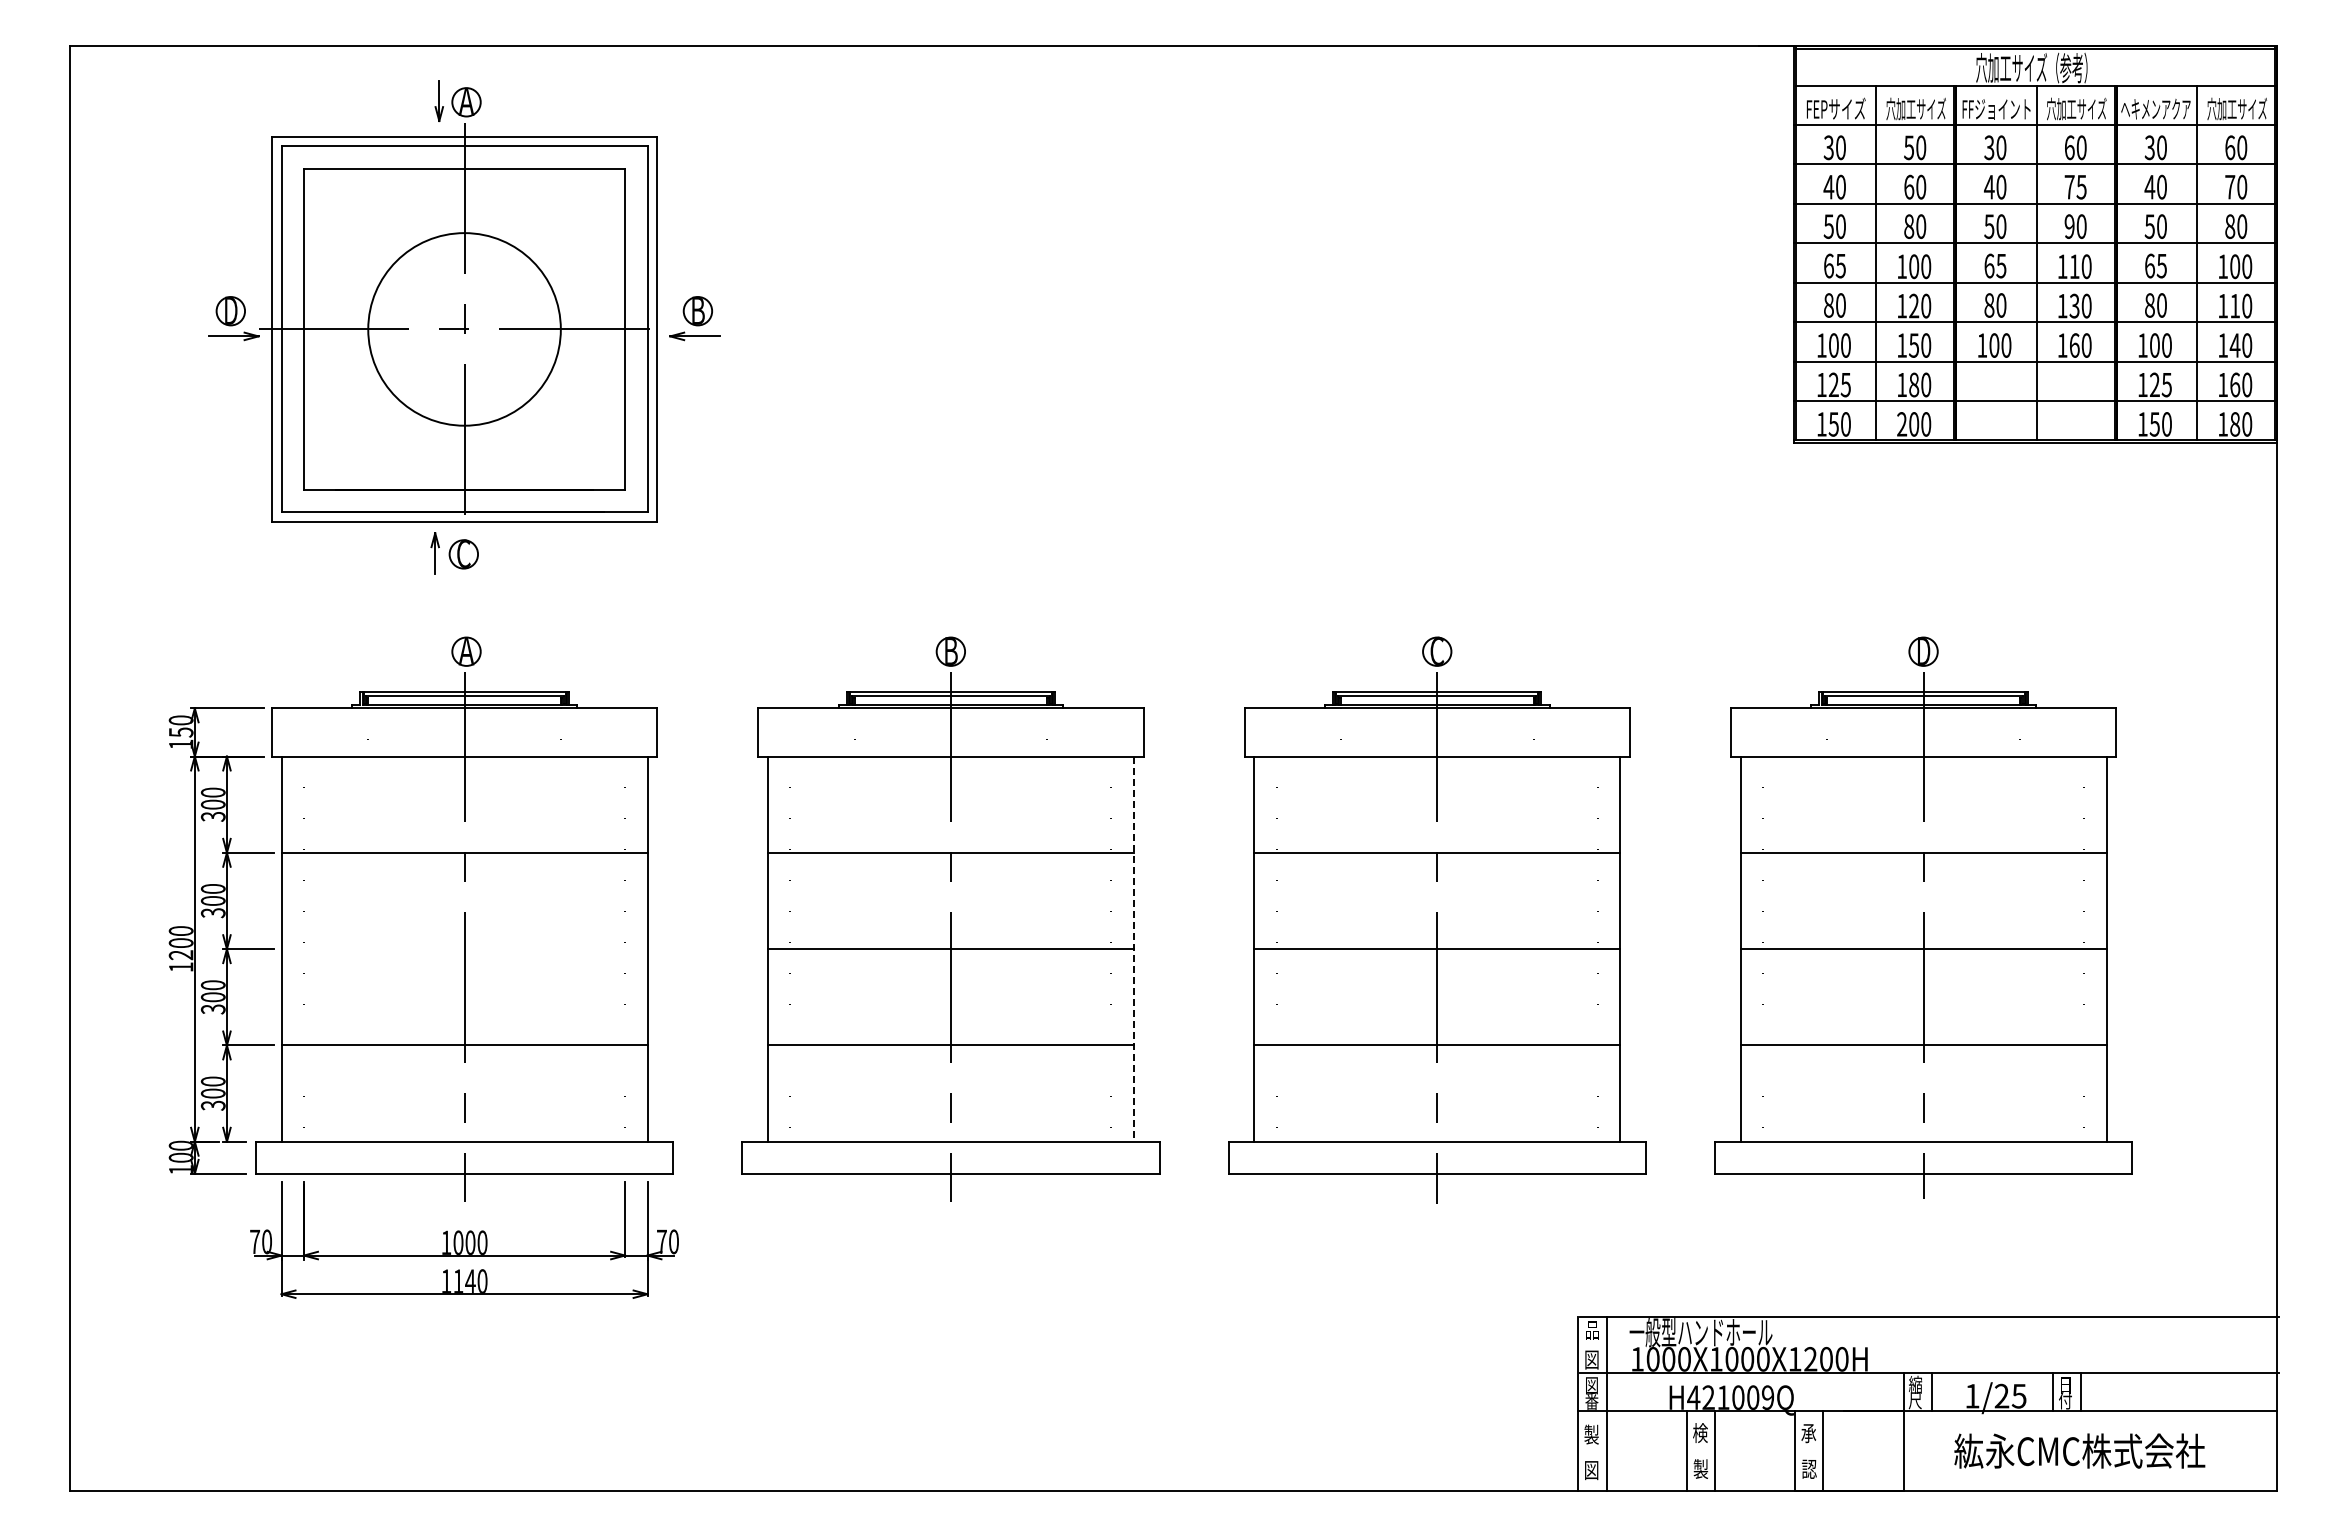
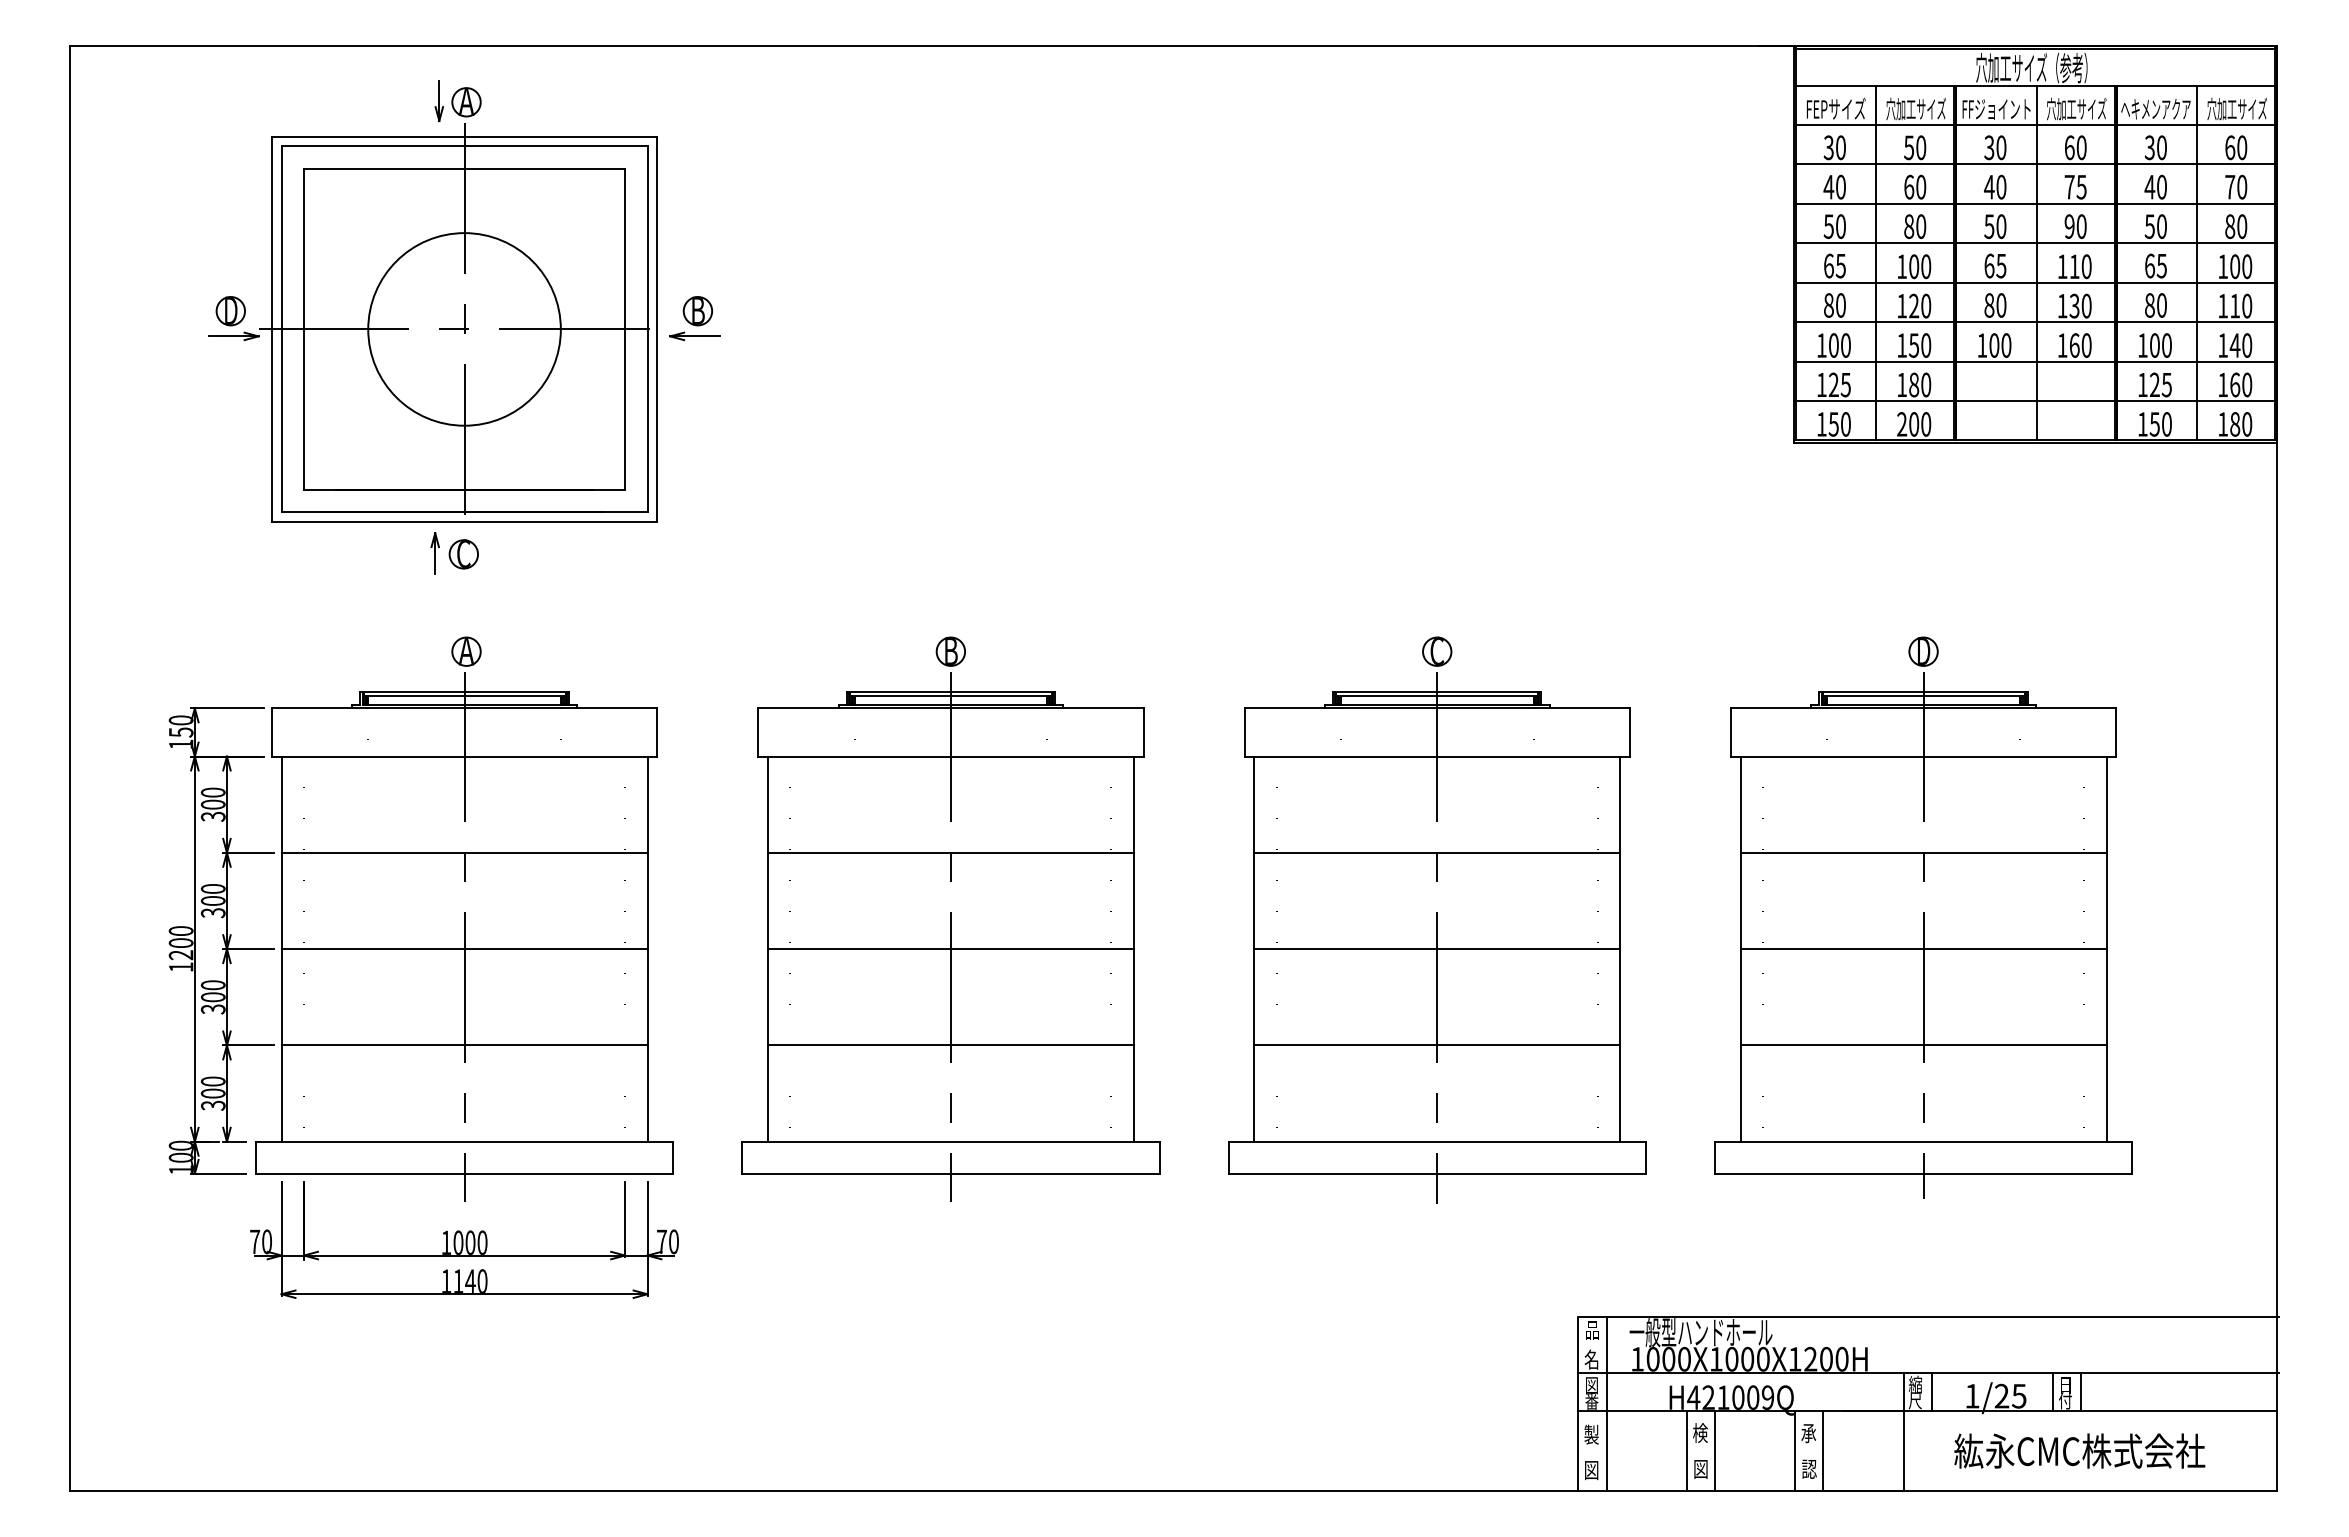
line: none -> present (464, 949)
line: dashed -> solid (1133, 949)
text: 図 -> 名 (1591, 1359)
text: 製 -> 図 (1700, 1468)
